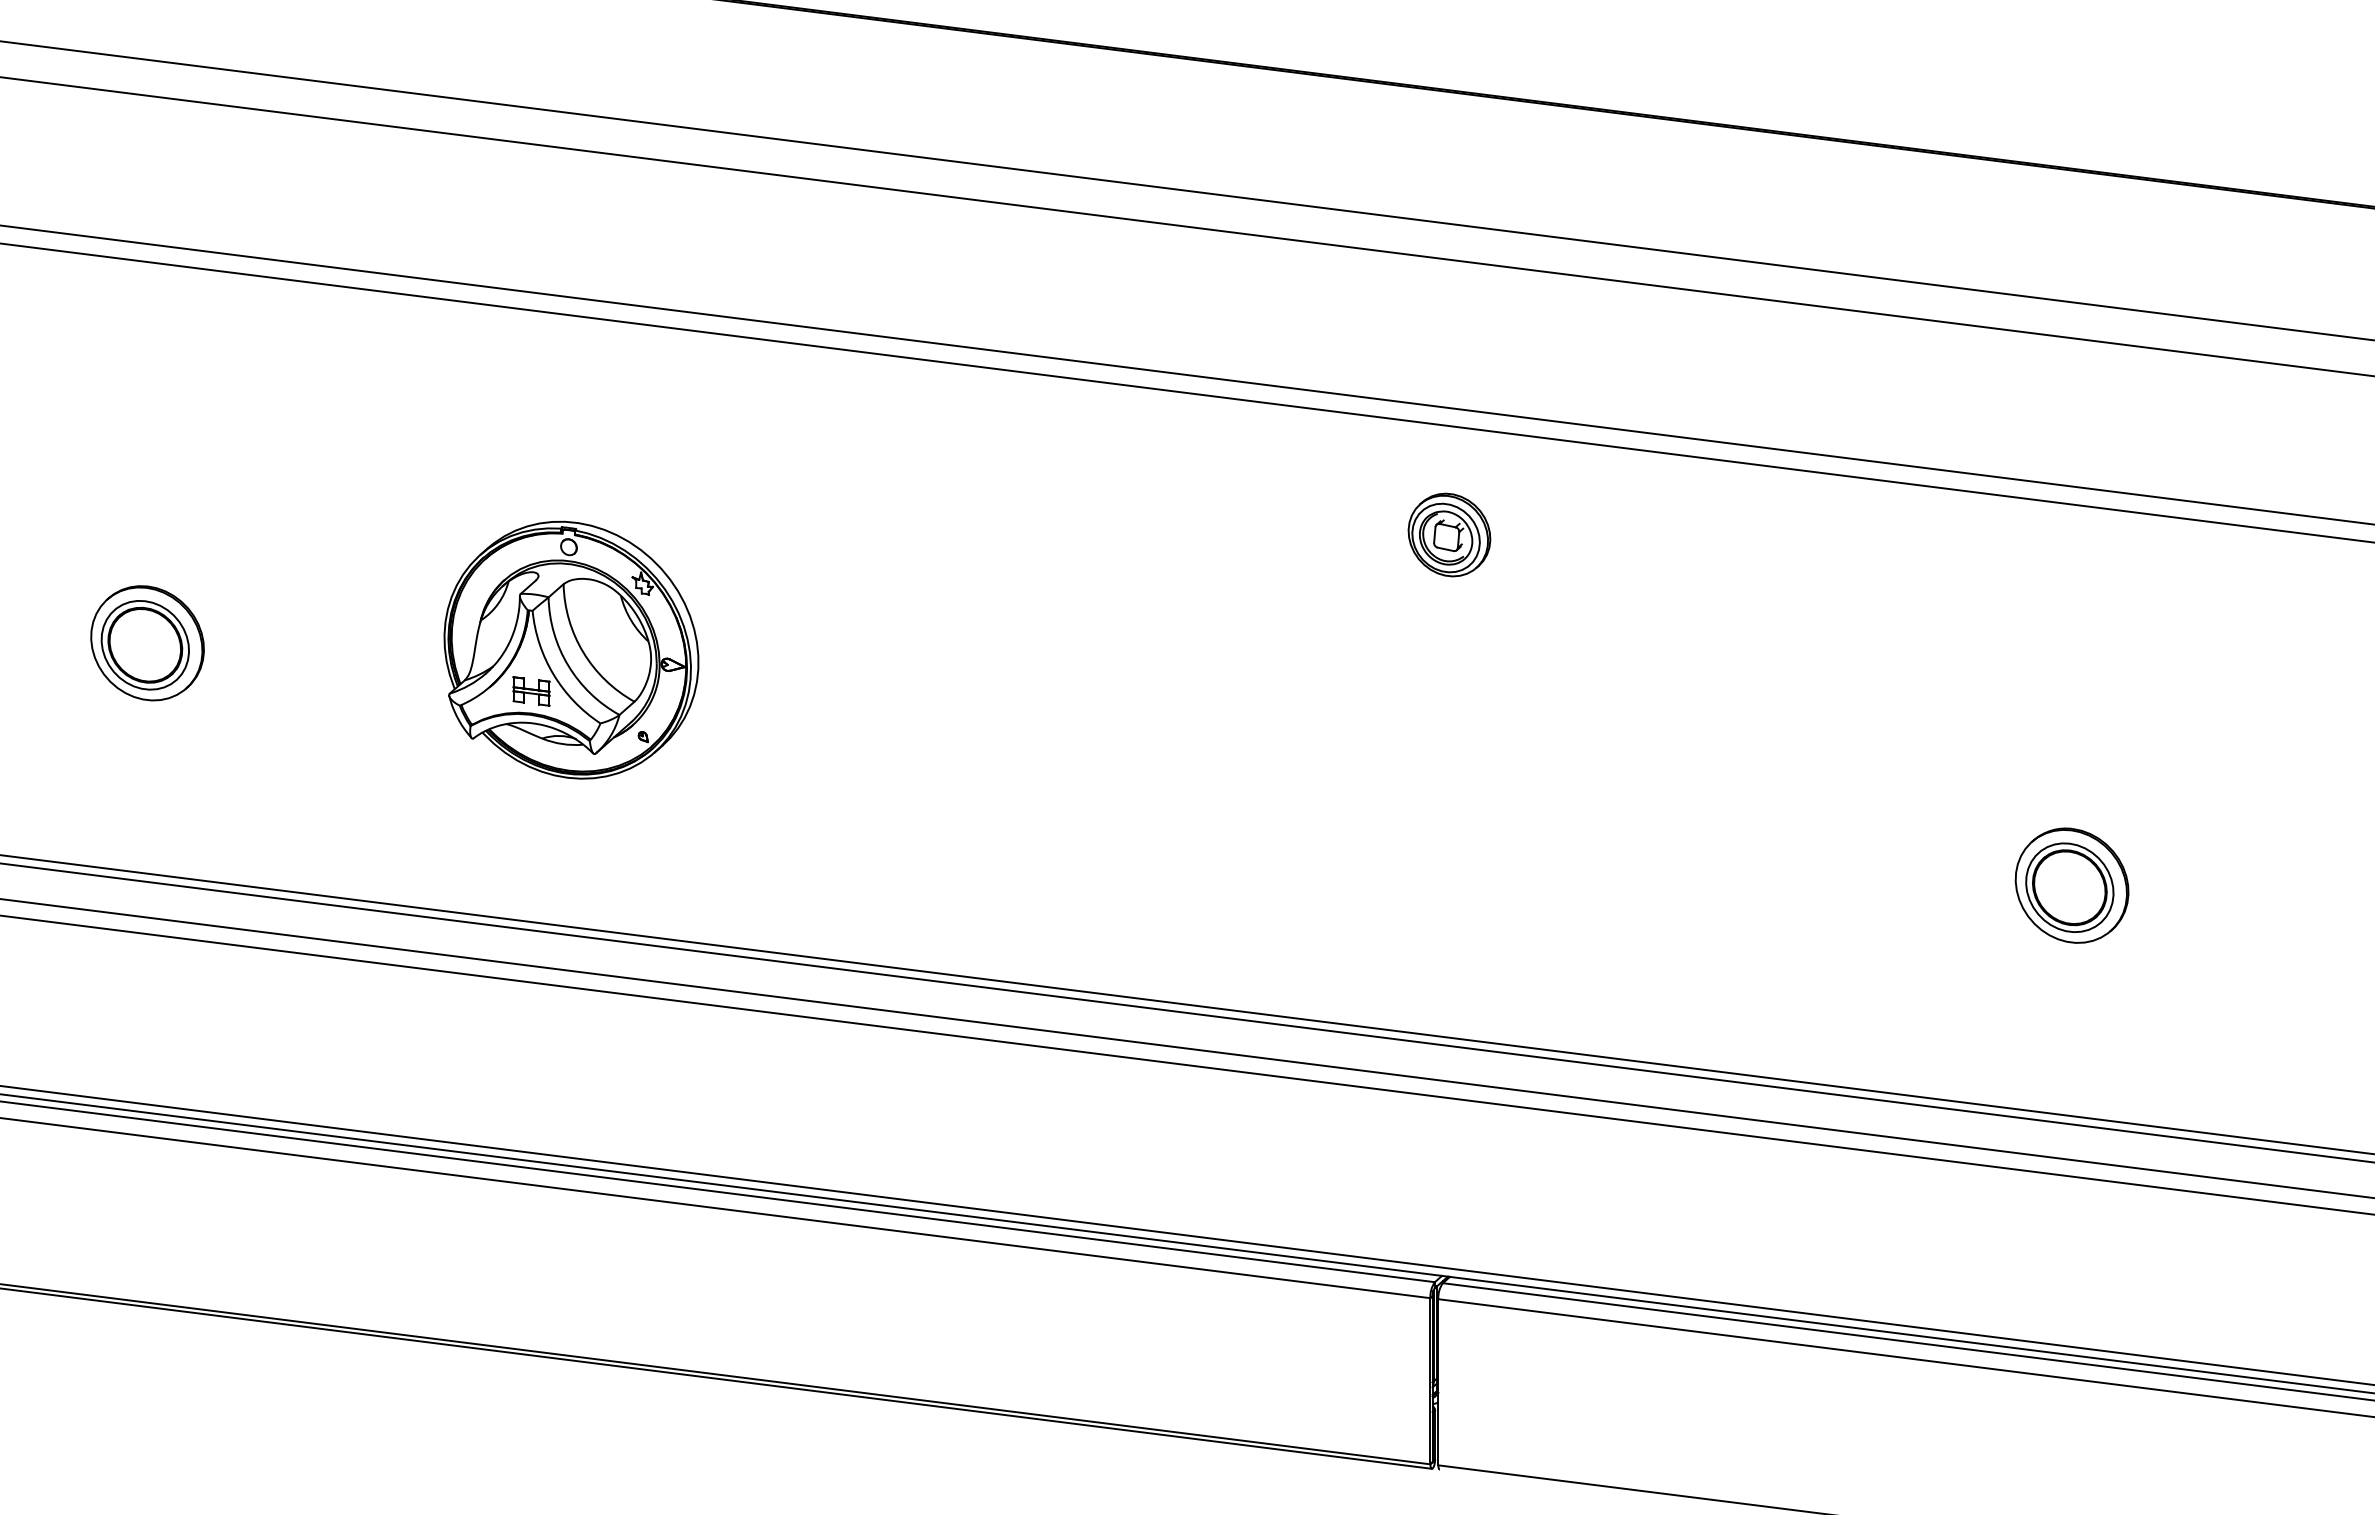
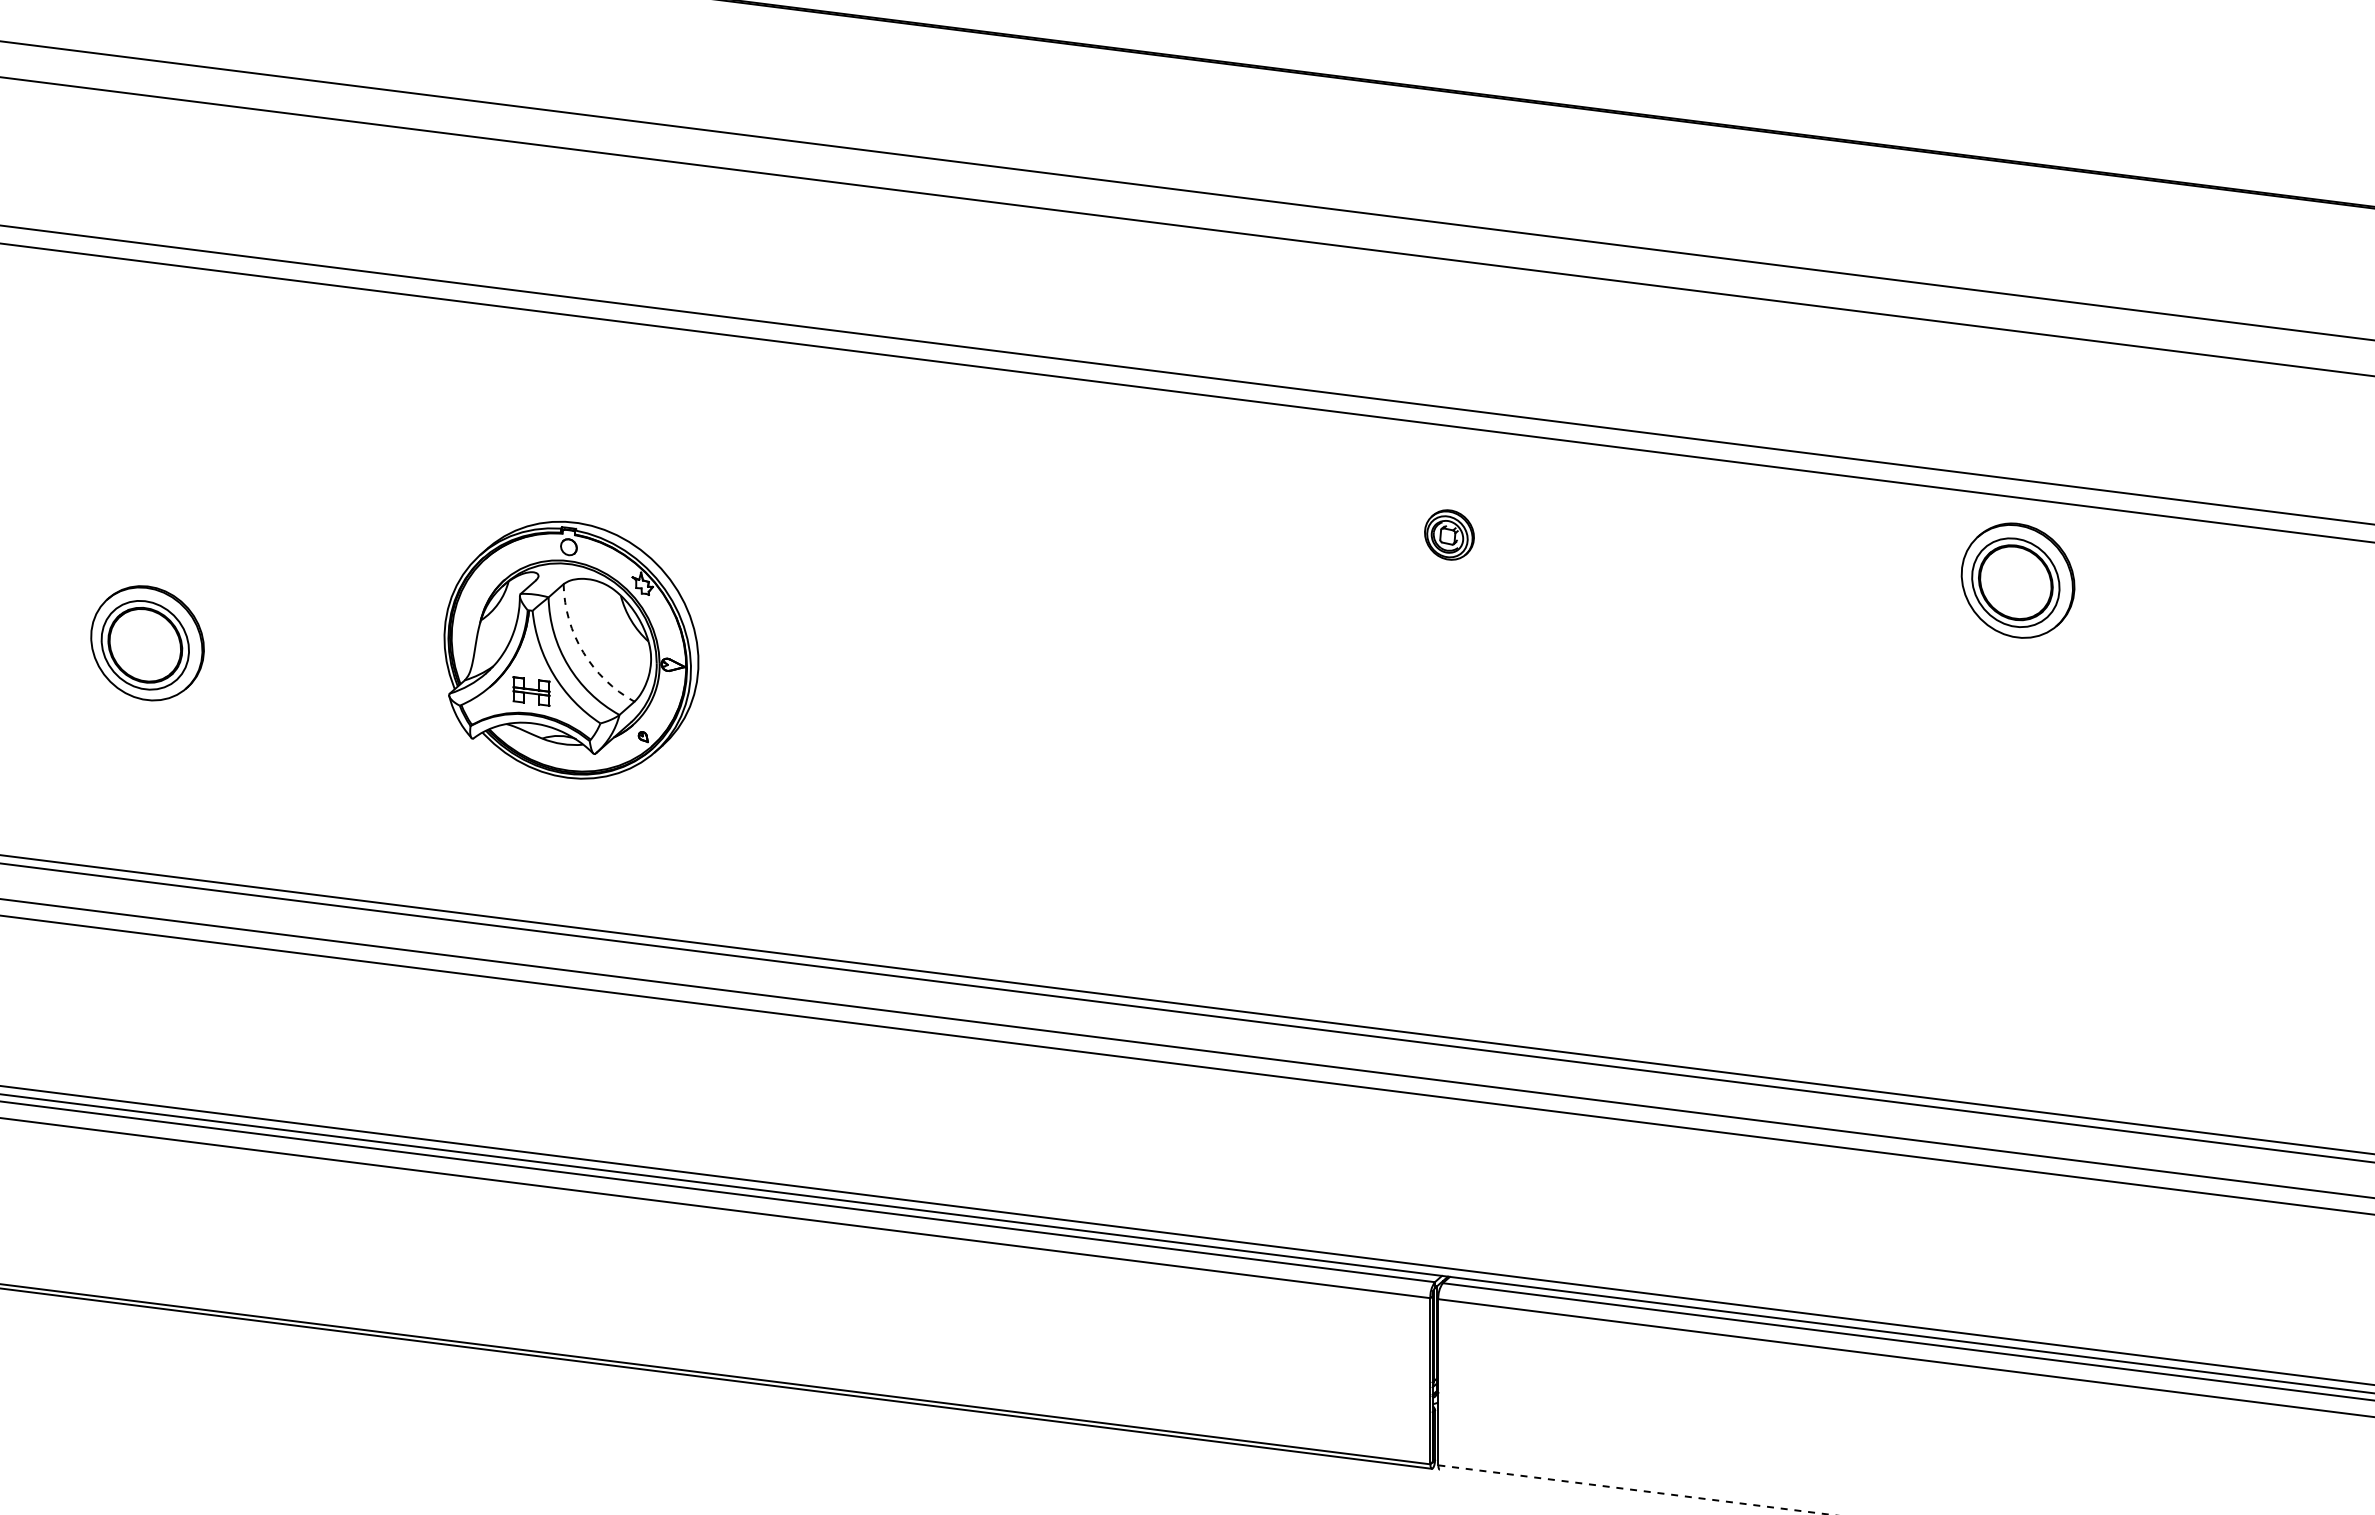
part size: 85x86 px -> 51x52 px (1449, 534)
arc: solid -> dashed (583, 652)
part position: (2071, 885) -> (2017, 580) (2017, 580)
line: solid -> dashed (1635, 1490)
